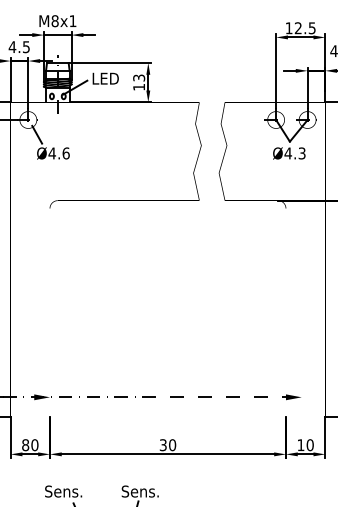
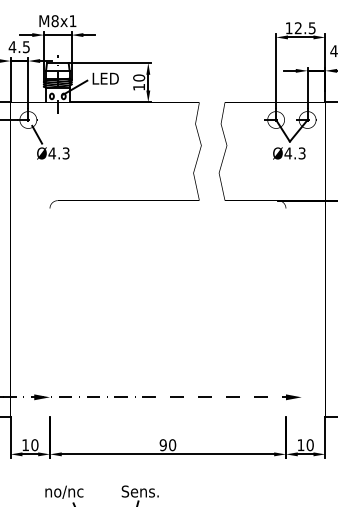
text: 13 -> 10 (139, 77)
text: Ø4.6 -> Ø4.3 (65, 153)
text: 30 -> 90 (162, 444)
text: 80 -> 10 (25, 445)
text: Sens. -> no/nc (64, 491)
